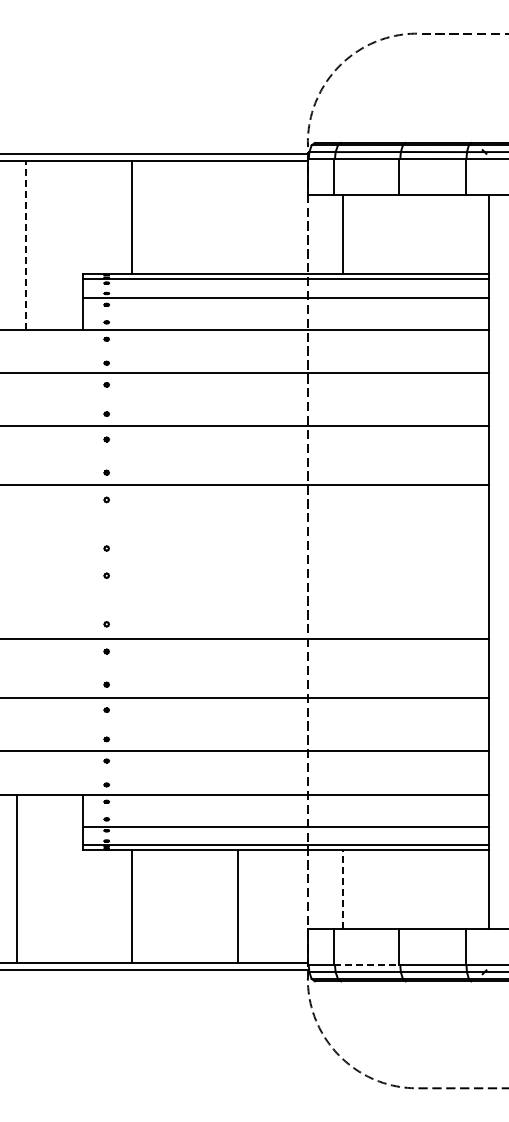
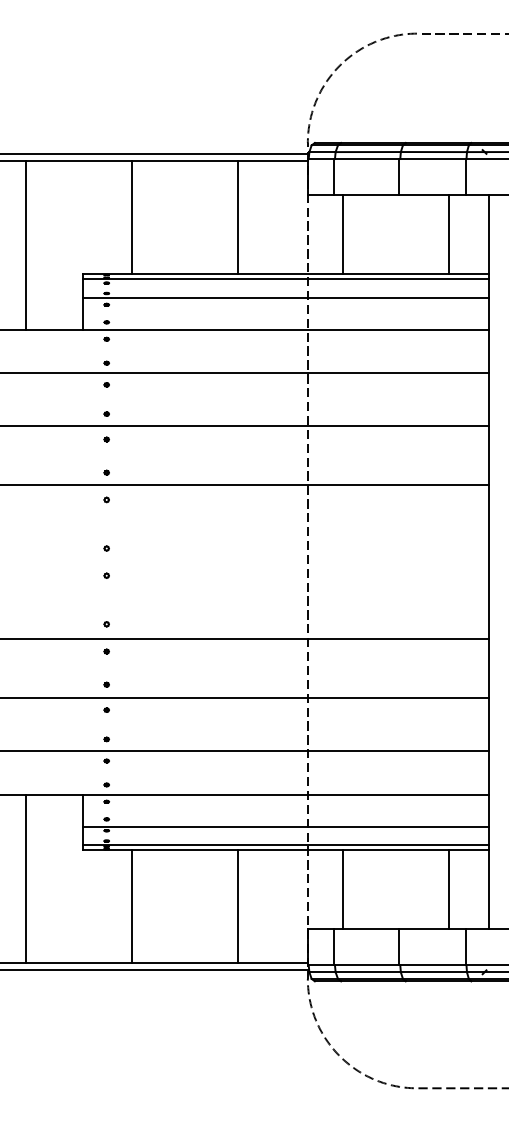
line: none -> present (237, 217)
line: none -> present (448, 234)
line: dashed -> solid (26, 244)
line position: (17, 878) -> (26, 878) (26, 878)
line: dashed -> solid (343, 889)
line: none -> present (448, 889)
line: dashed -> solid (366, 965)
